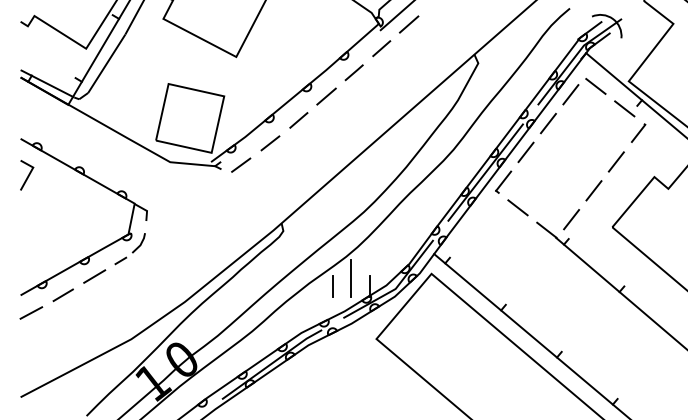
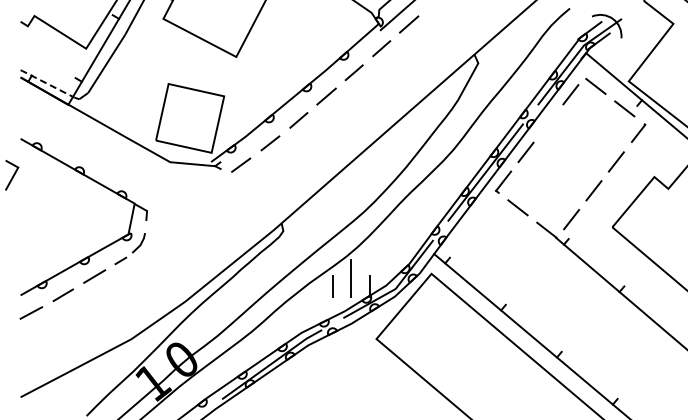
line: solid -> dashed (46, 83)
line: present -> none (547, 123)
line position: (27, 175) -> (12, 175) (12, 175)
